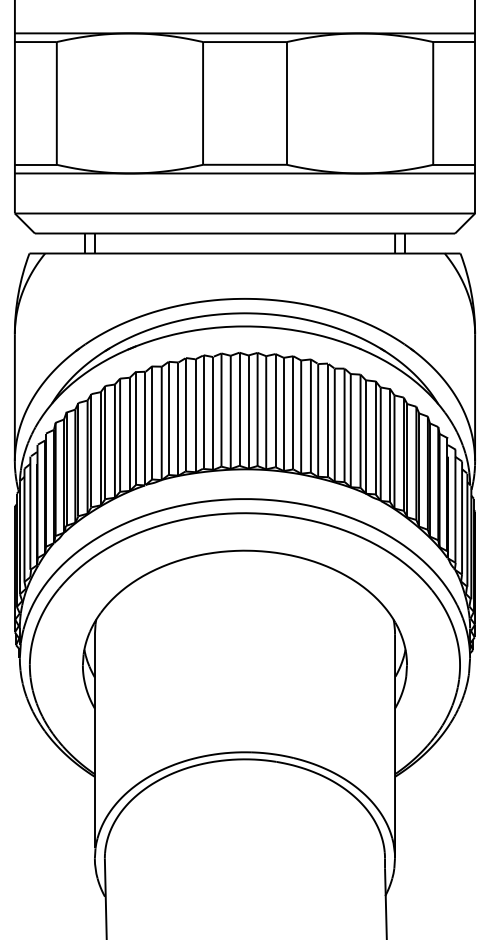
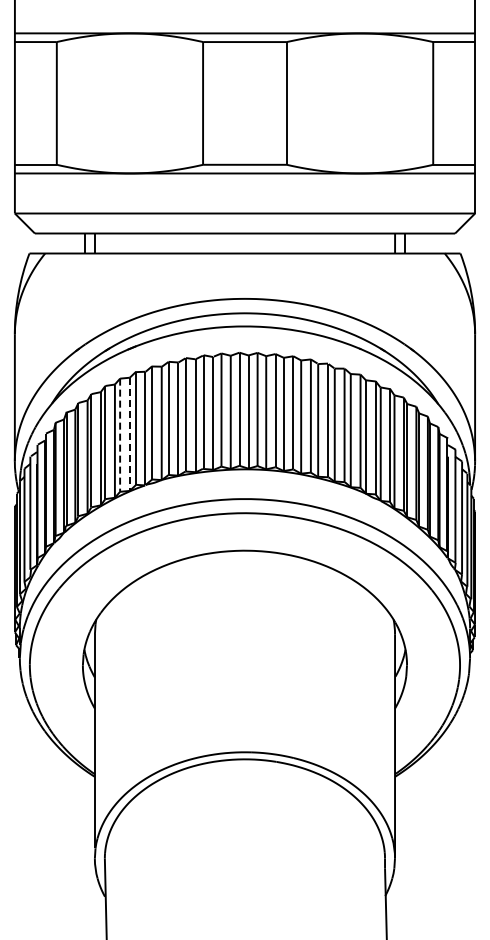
line: solid -> dashed (129, 434)
line: solid -> dashed (120, 435)
